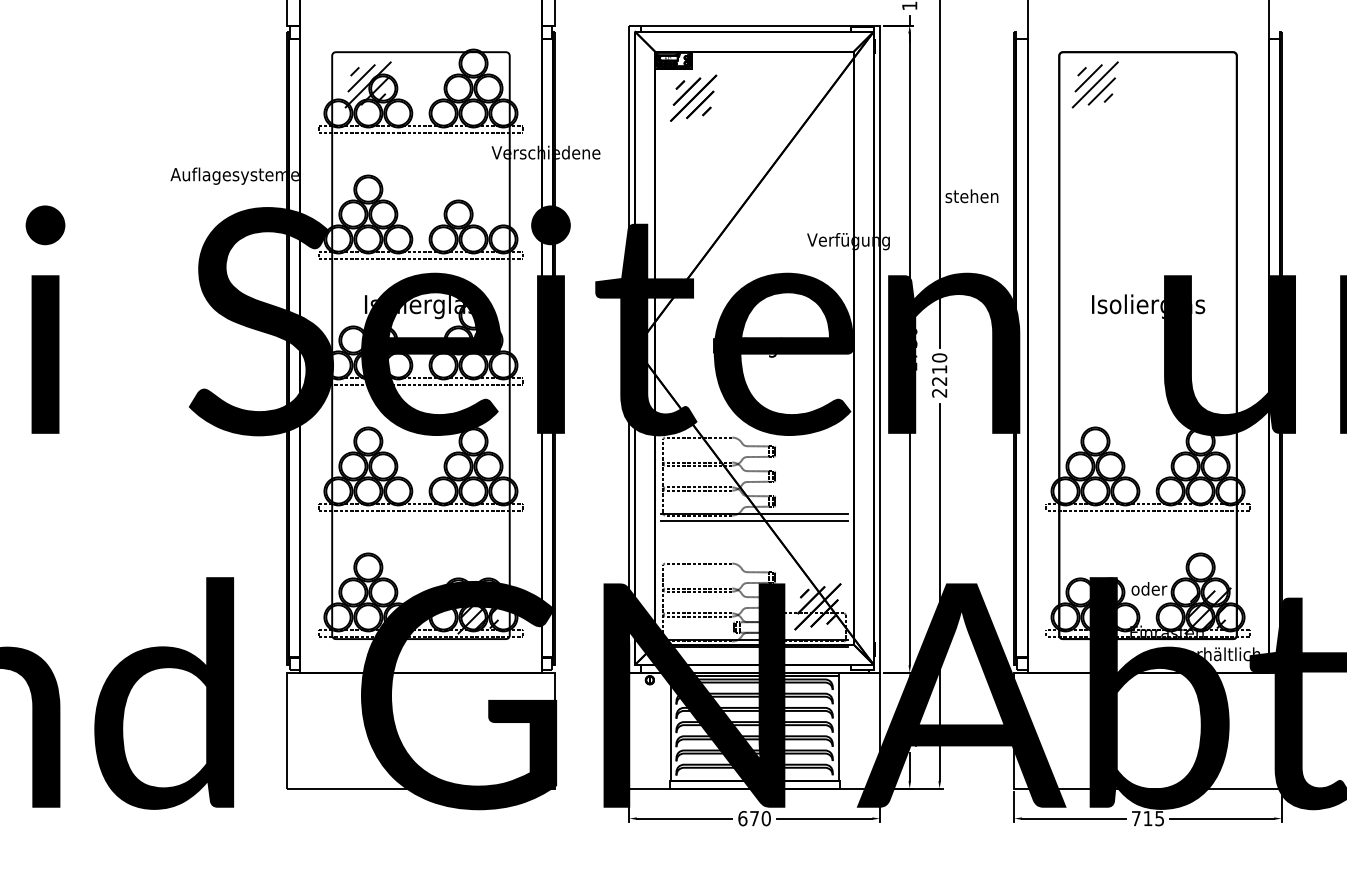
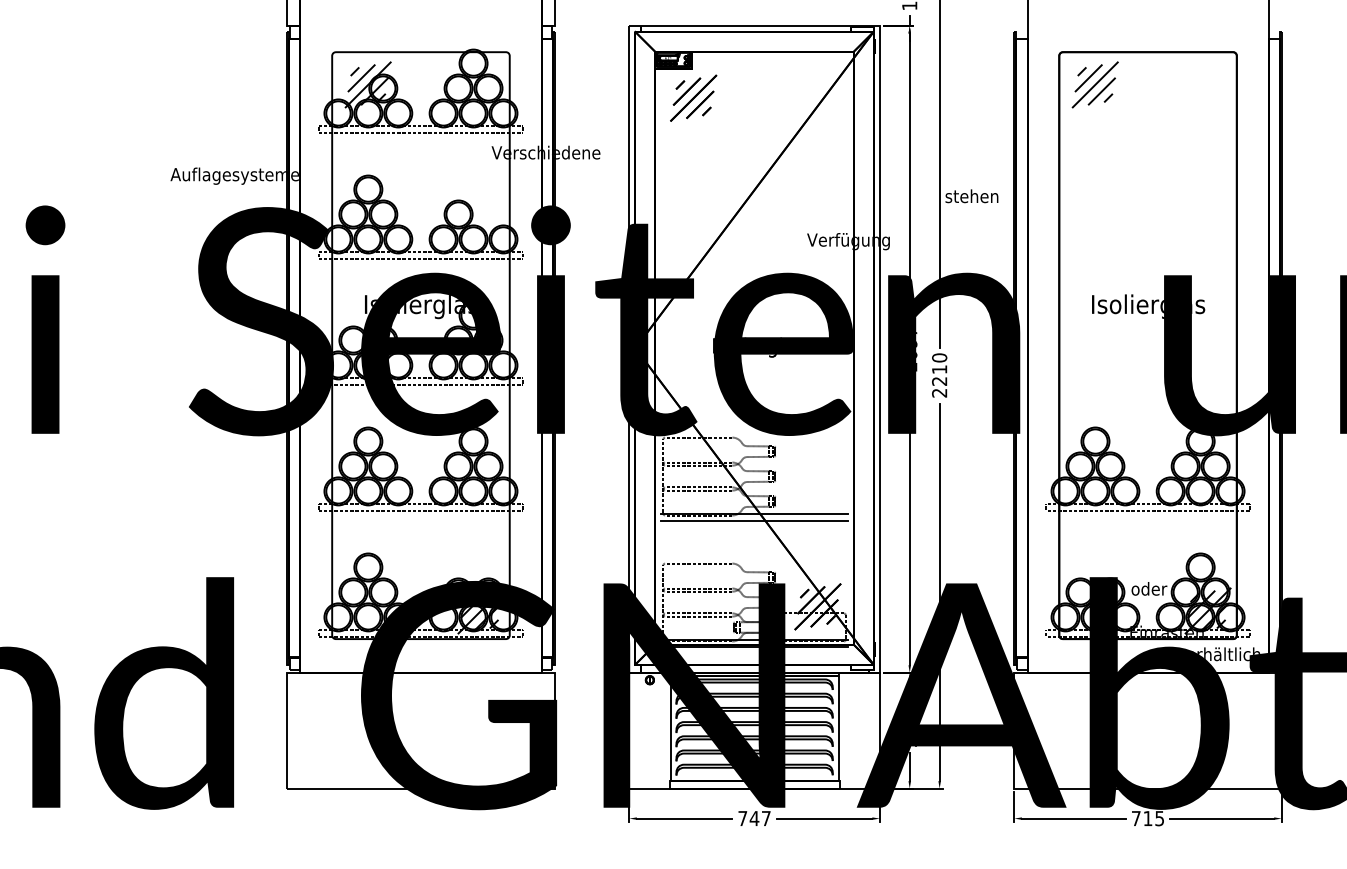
text: 1730 -> 2097 (916, 350)
text: 670 -> 747 (754, 818)
